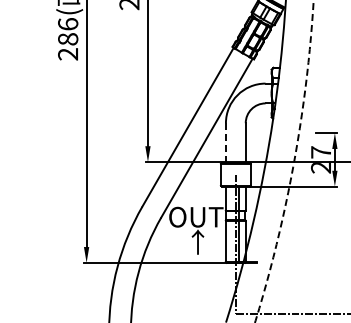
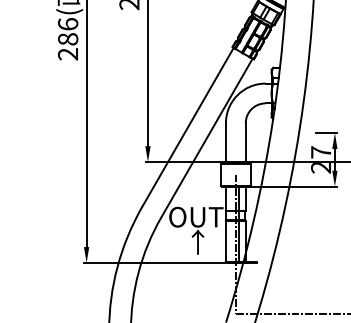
line: dashed -> solid (225, 143)
arc: dashed -> solid (293, 162)
